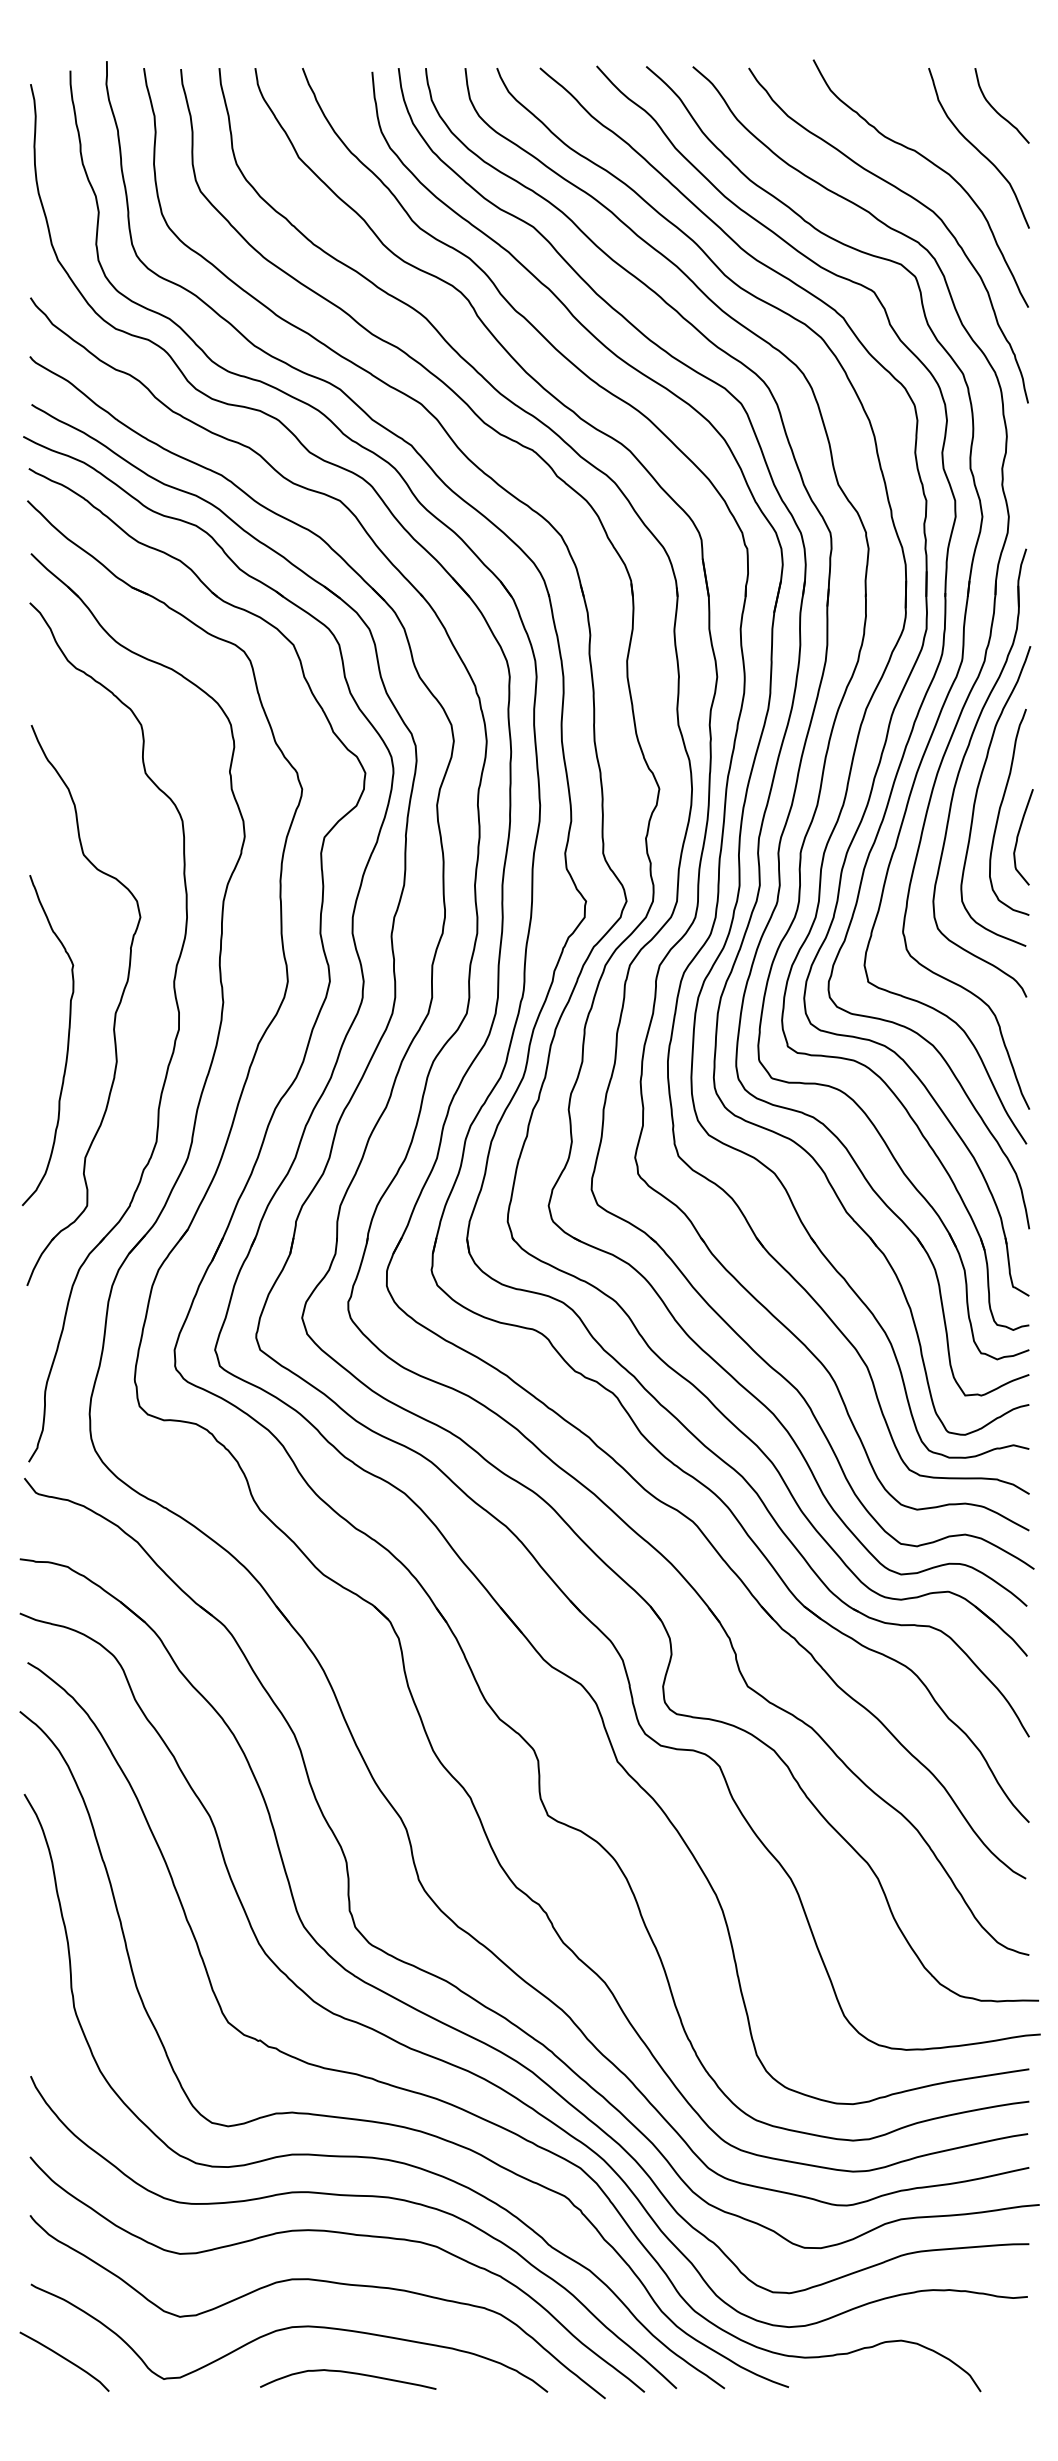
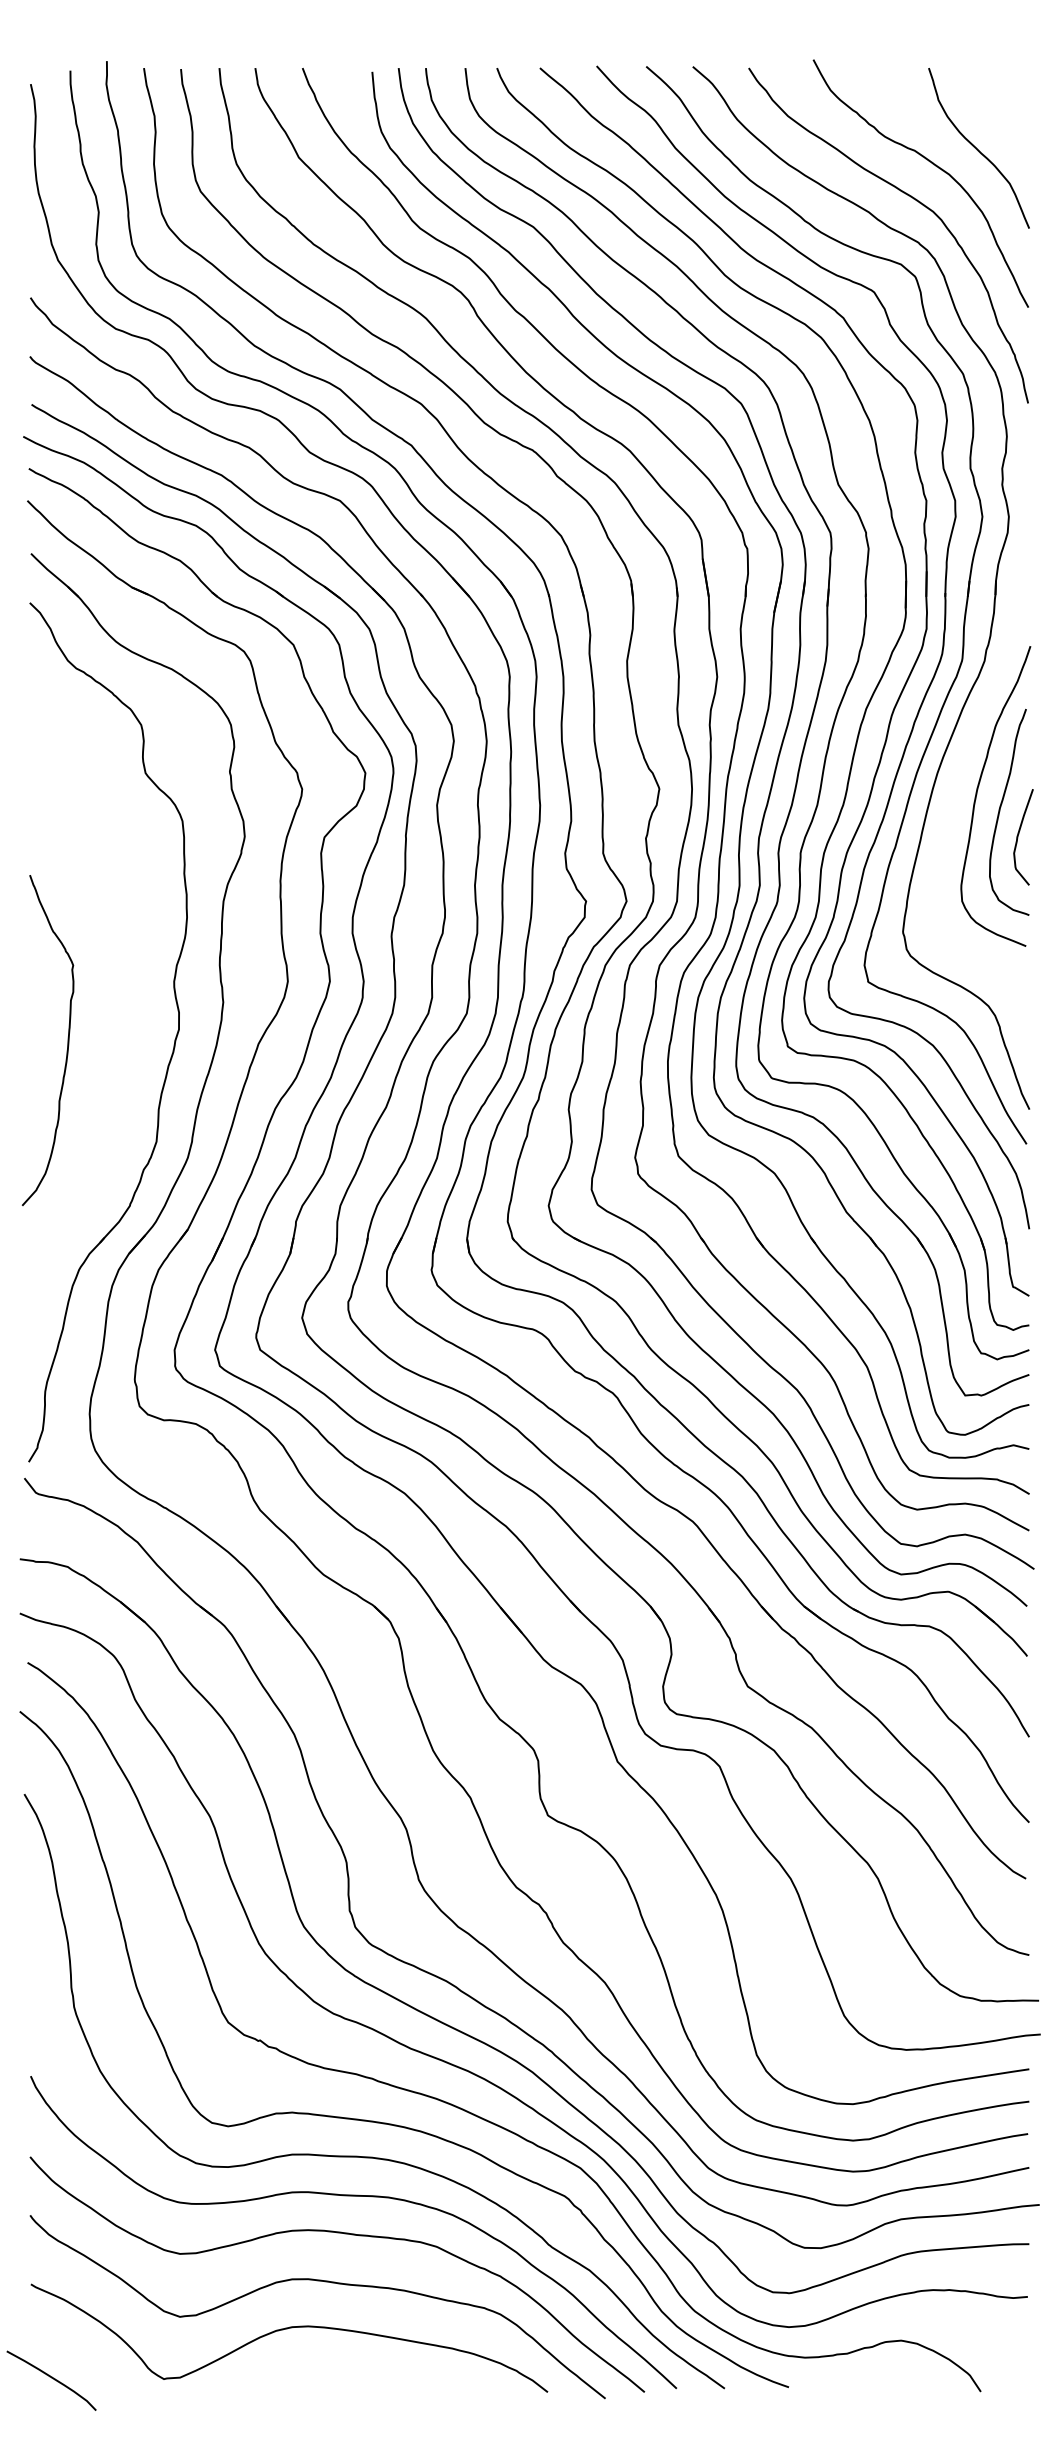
curve: present -> none (996, 110)
part: present -> none (962, 765)
part: present -> none (114, 1013)
curve position: (64, 2359) -> (51, 2378) (51, 2378)
curve: present -> none (348, 2373)
